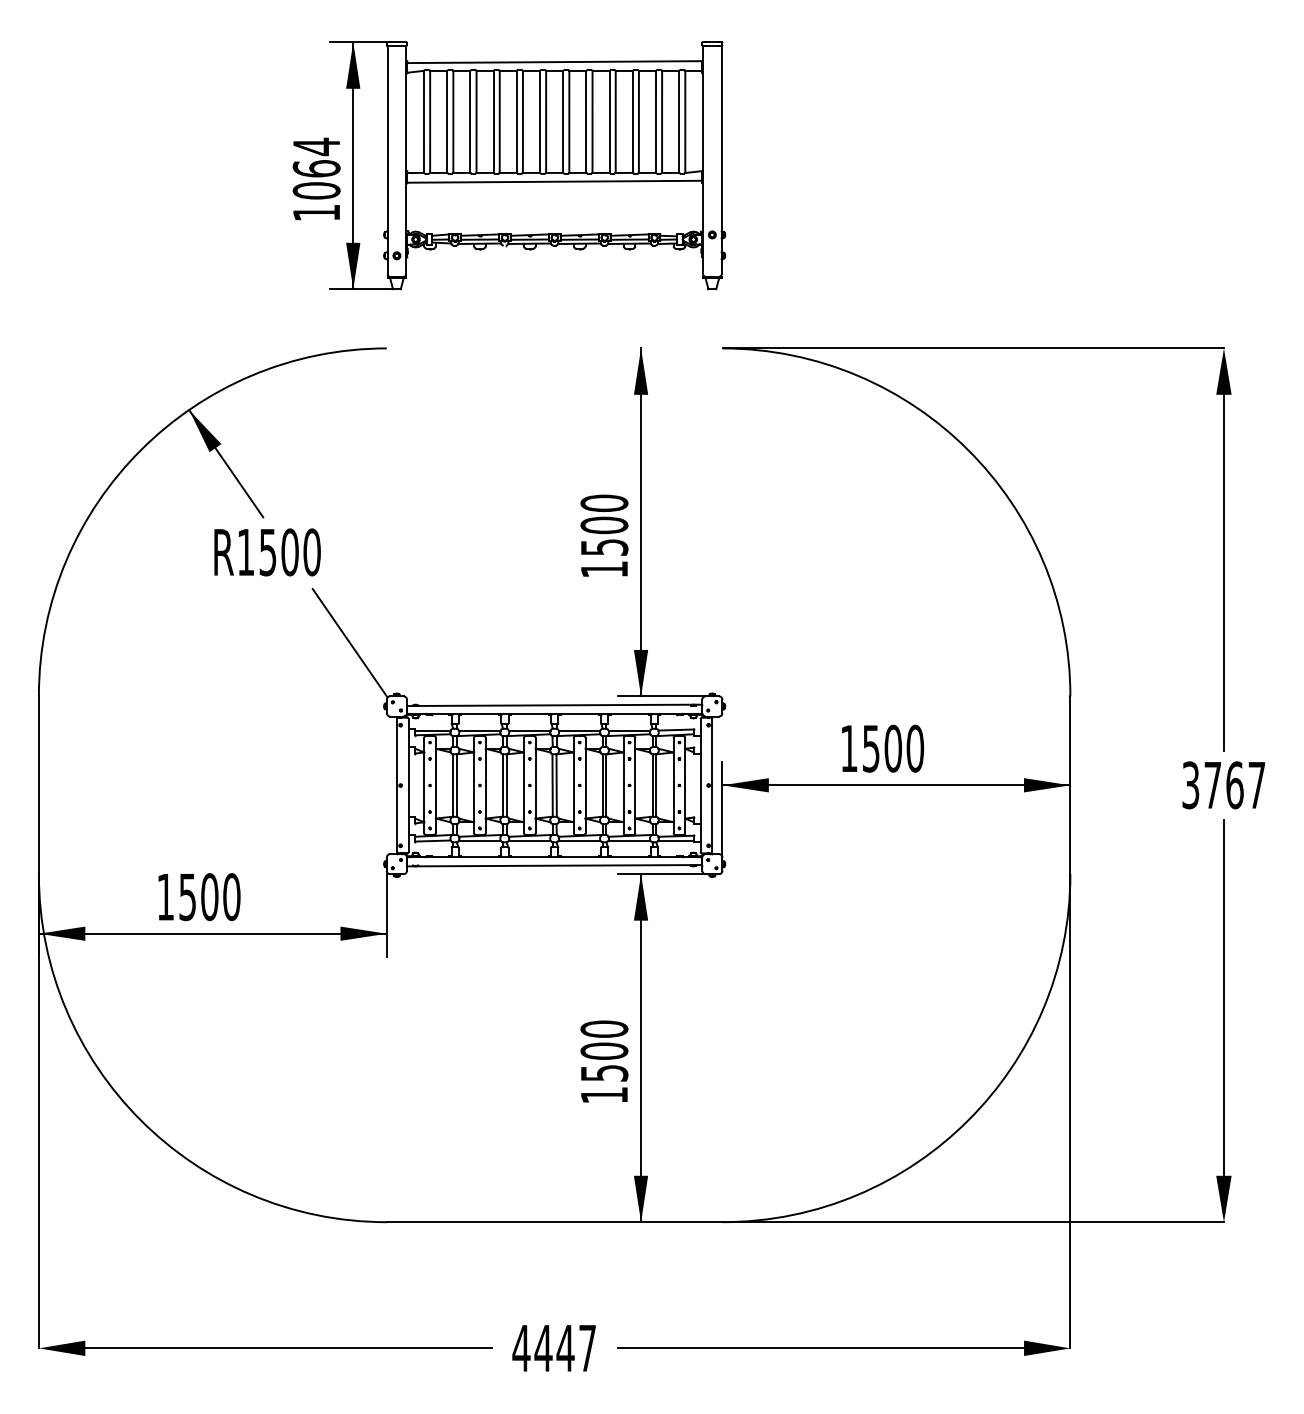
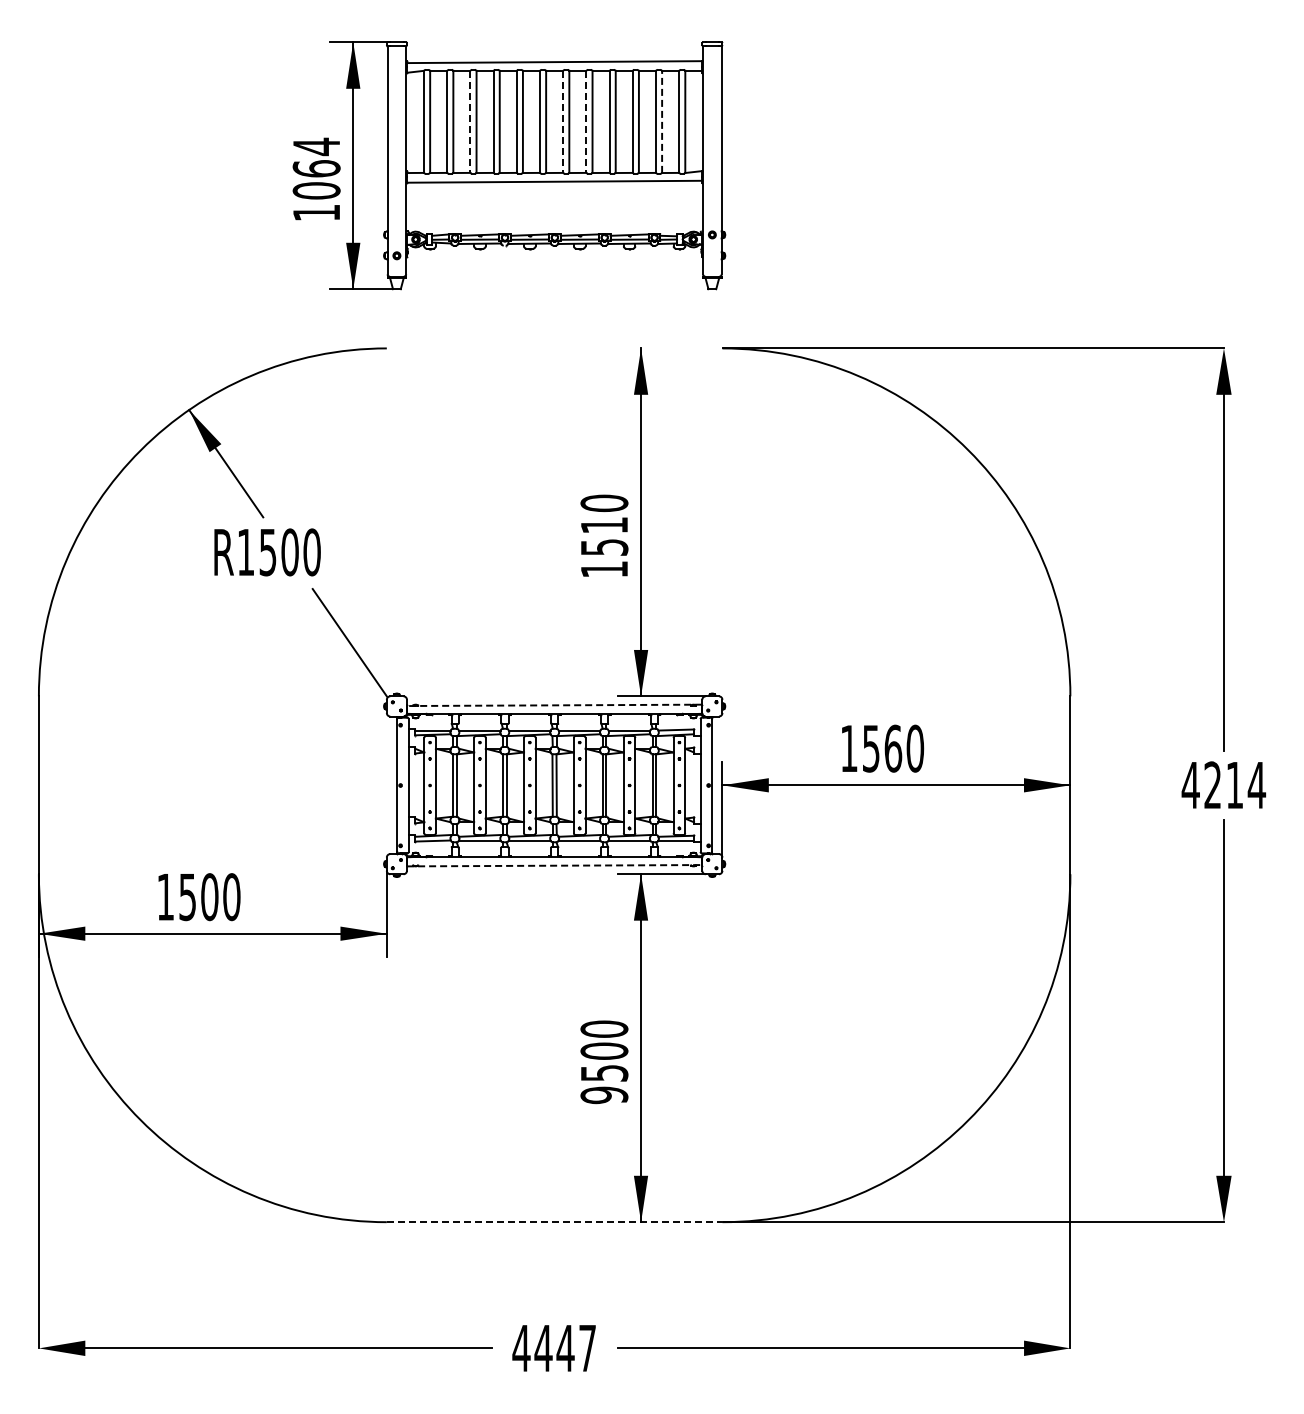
line: solid -> dashed (662, 121)
line: solid -> dashed (470, 122)
line: solid -> dashed (563, 122)
line: solid -> dashed (586, 122)
text: 1500 -> 1510 (604, 525)
line: solid -> dashed (554, 705)
text: 1500 -> 1560 (893, 748)
text: 3767 -> 4214 (1223, 785)
line: solid -> dashed (554, 865)
text: 1500 -> 9500 (604, 1095)
line: solid -> dashed (554, 1222)
